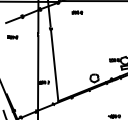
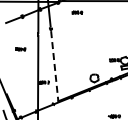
part position: (12, 37) -> (20, 49) (20, 49)
line: solid -> dashed (54, 66)
